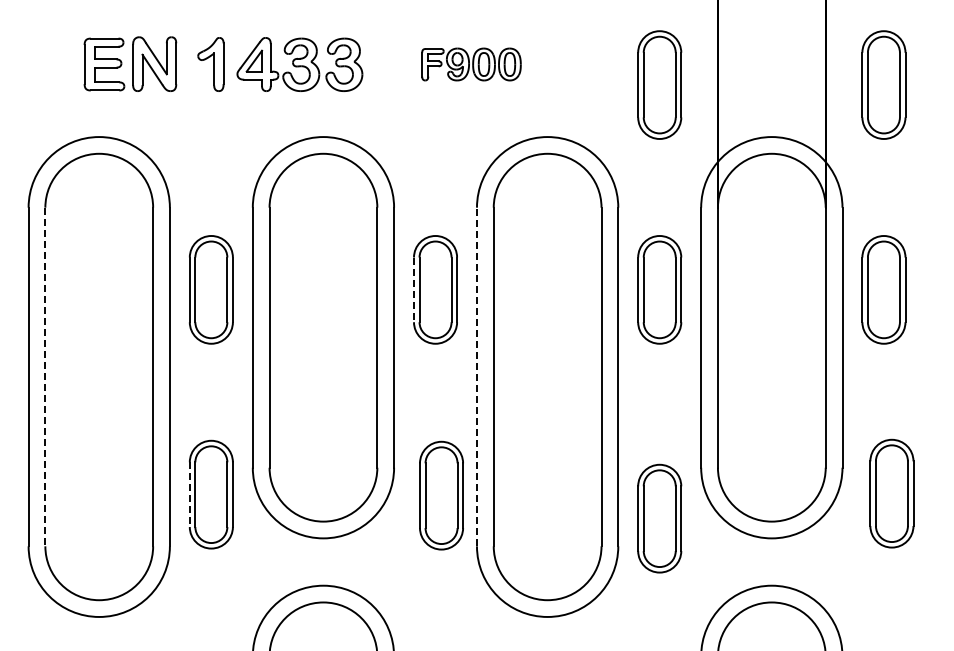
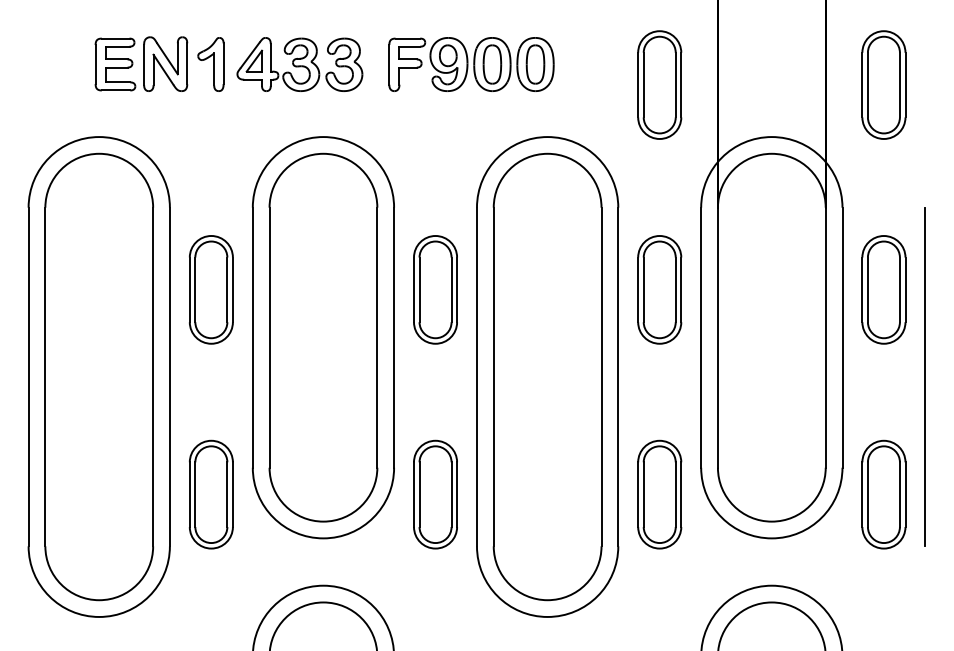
part position: (130, 63) -> (141, 63) (141, 63)
part size: 101x35 px -> 167x55 px (471, 64)
line: dashed -> solid (414, 290)
line: dashed -> solid (476, 376)
line: none -> present (925, 376)
line: dashed -> solid (45, 377)
part position: (891, 493) -> (883, 494) (883, 494)
line: dashed -> solid (189, 495)
part position: (441, 495) -> (435, 494) (435, 494)
part position: (659, 518) -> (659, 494) (659, 494)
